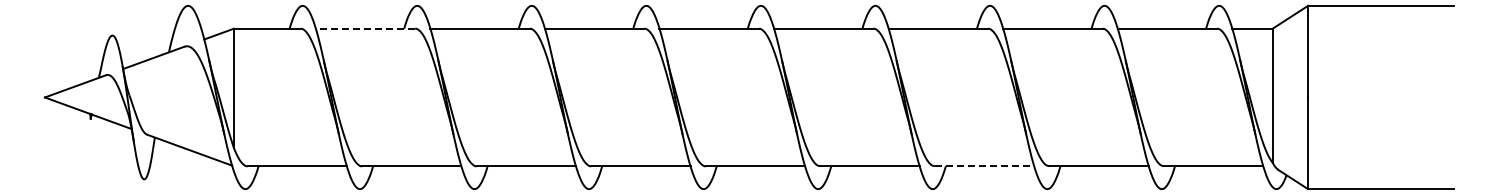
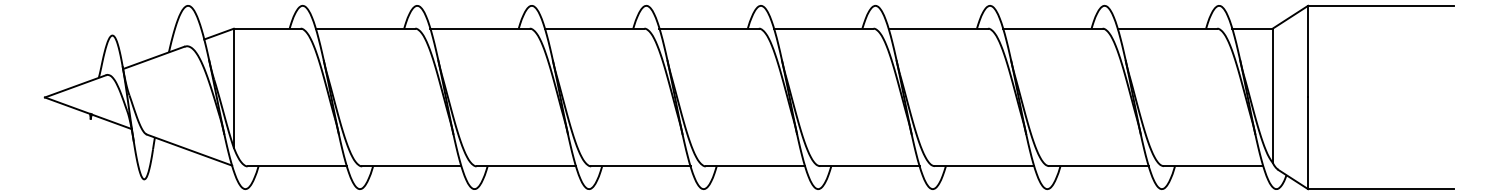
line: dashed -> solid (365, 28)
line: dashed -> solid (984, 166)
